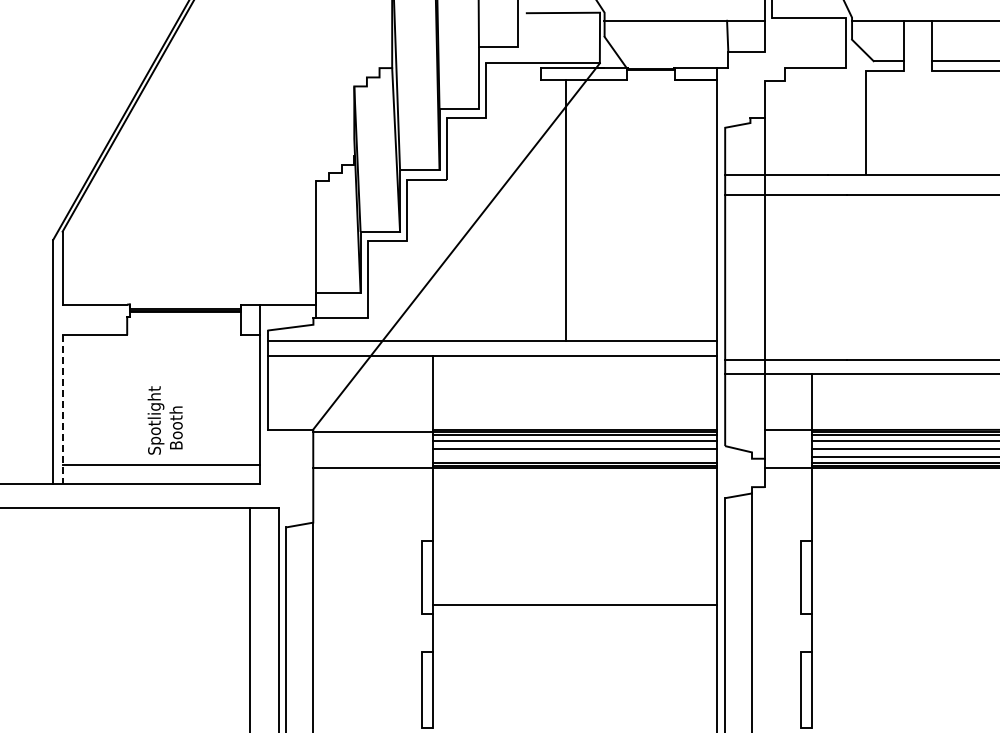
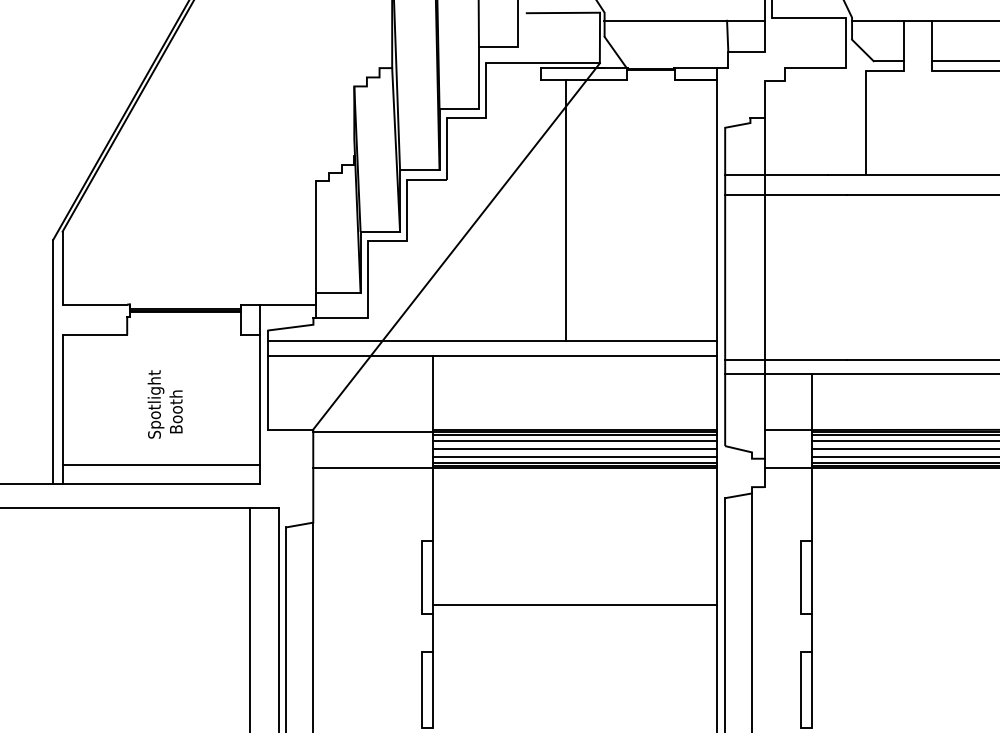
line: dashed -> solid (62, 409)
text position: (164, 420) -> (164, 404) (164, 404)
line: none -> present (575, 456)
